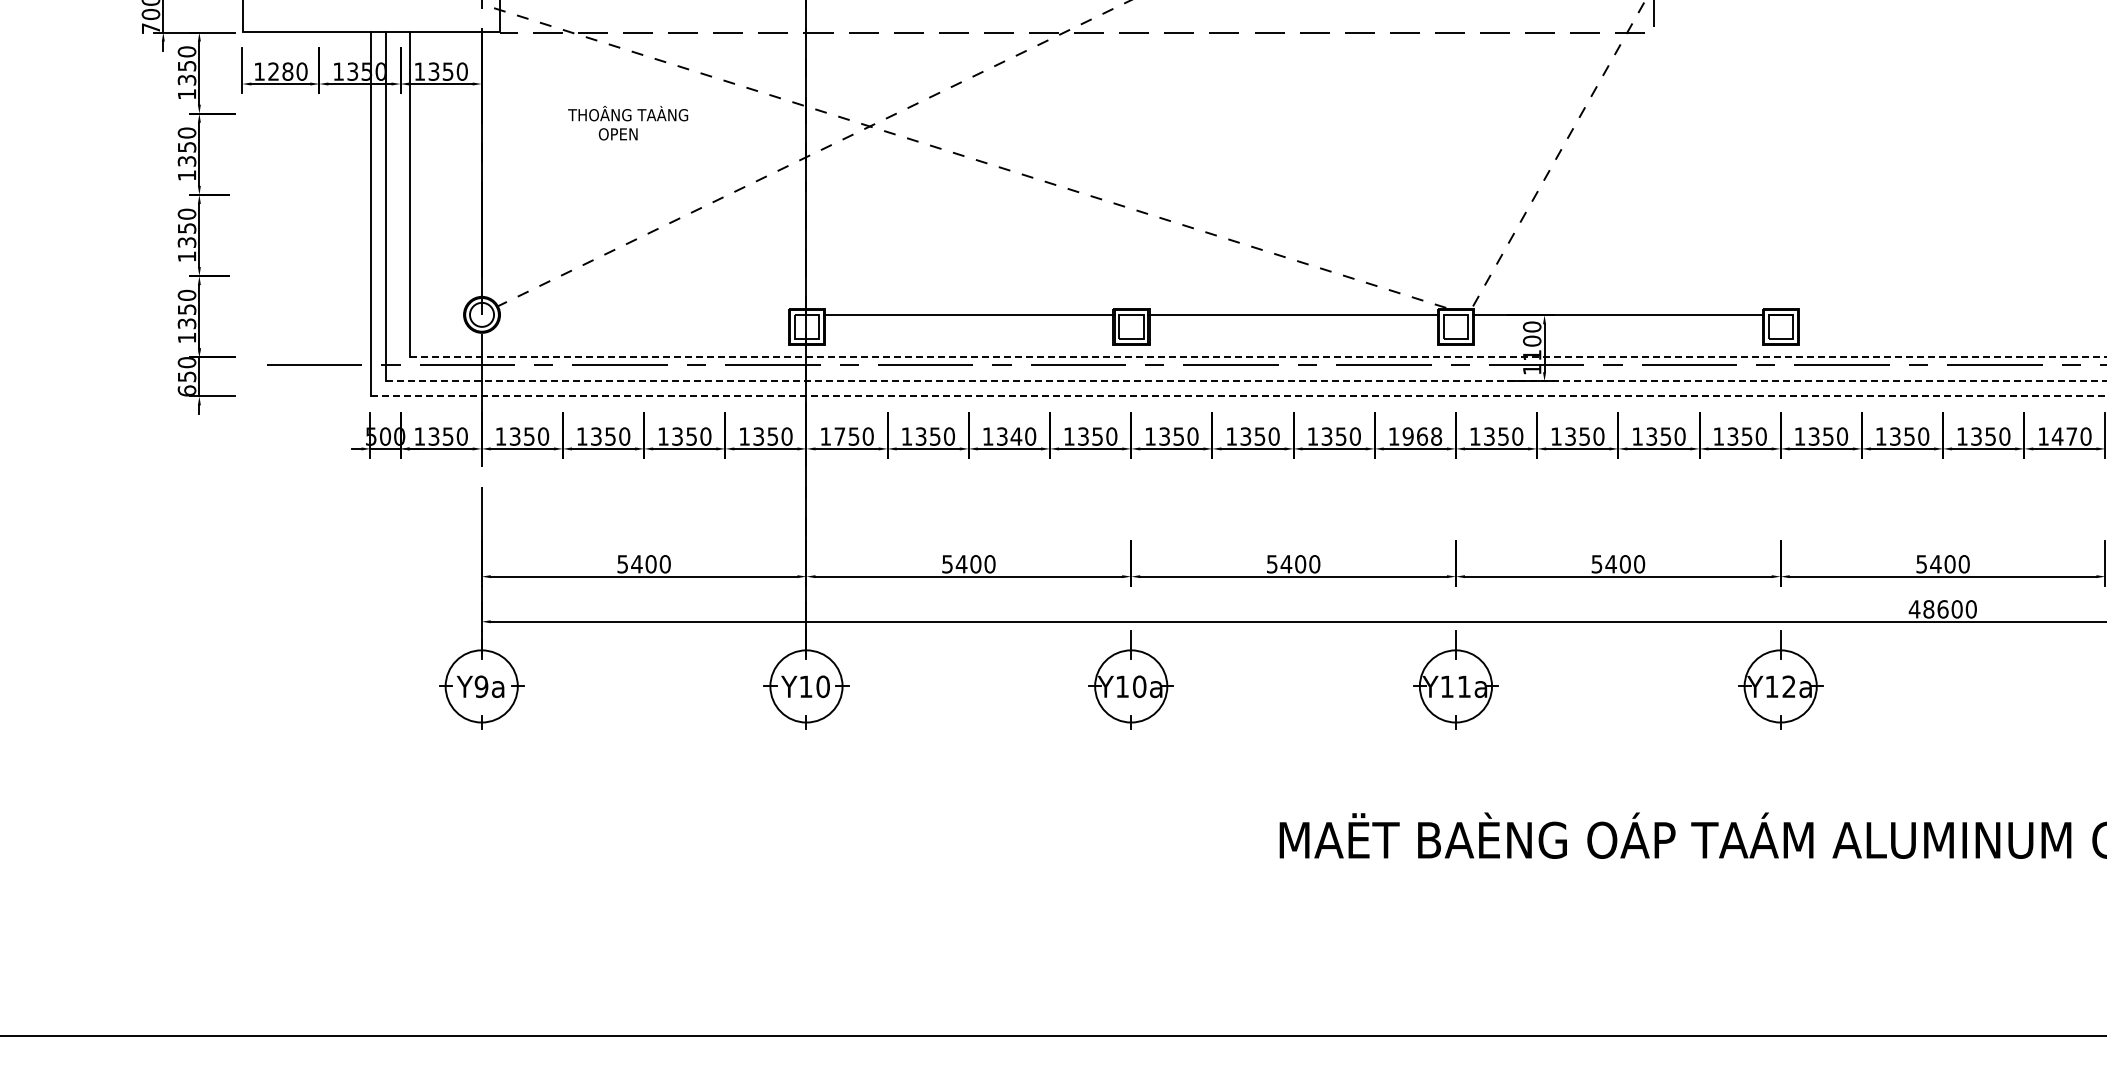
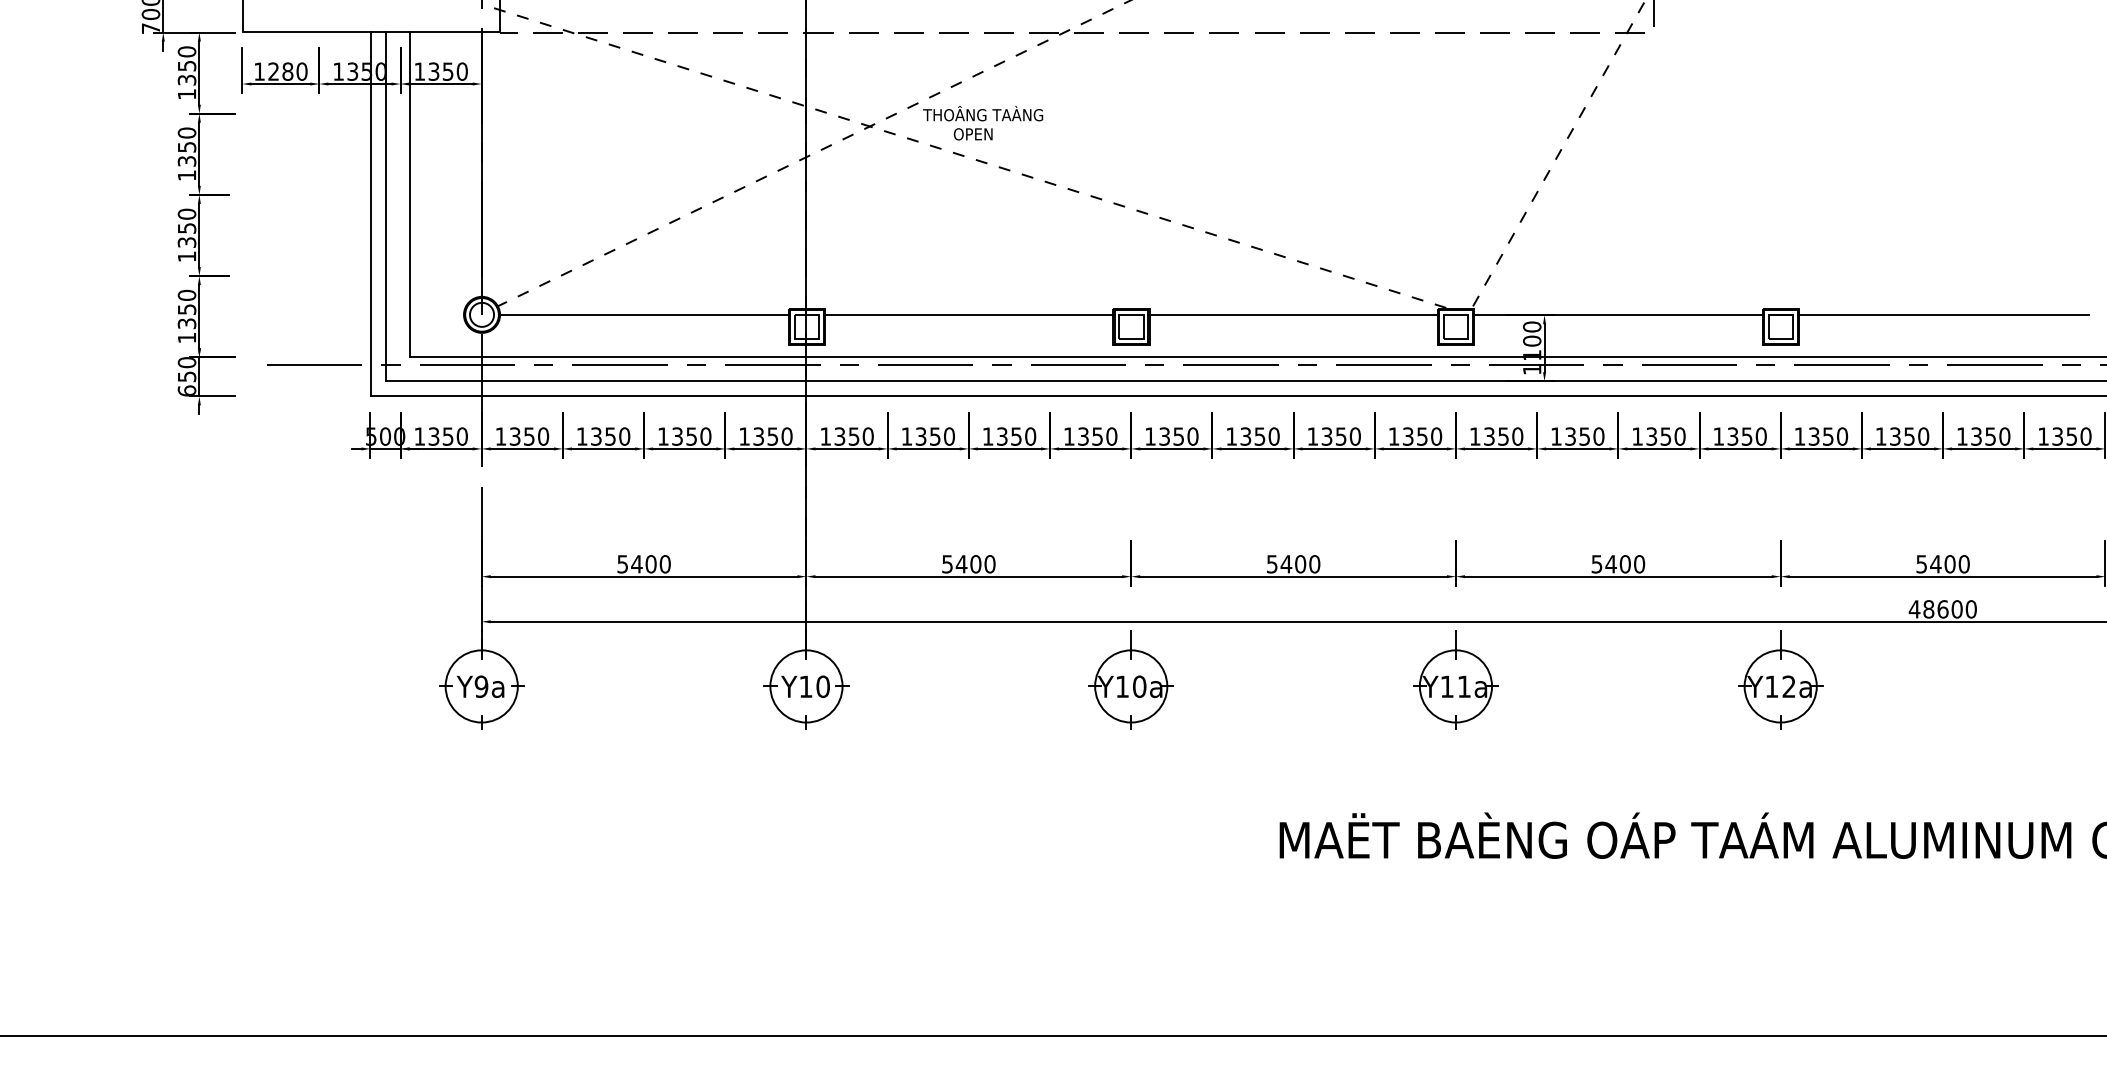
text position: (628, 123) -> (983, 123) (983, 123)
line: none -> present (643, 314)
line: none -> present (1942, 314)
line: dashed -> solid (1258, 356)
line: dashed -> solid (1246, 381)
line: dashed -> solid (1238, 396)
text: 1750 -> 1350 (839, 436)
text: 1340 -> 1350 (1016, 436)
text: 1968 -> 1350 (1422, 436)
text: 1470 -> 1350 (2063, 436)
